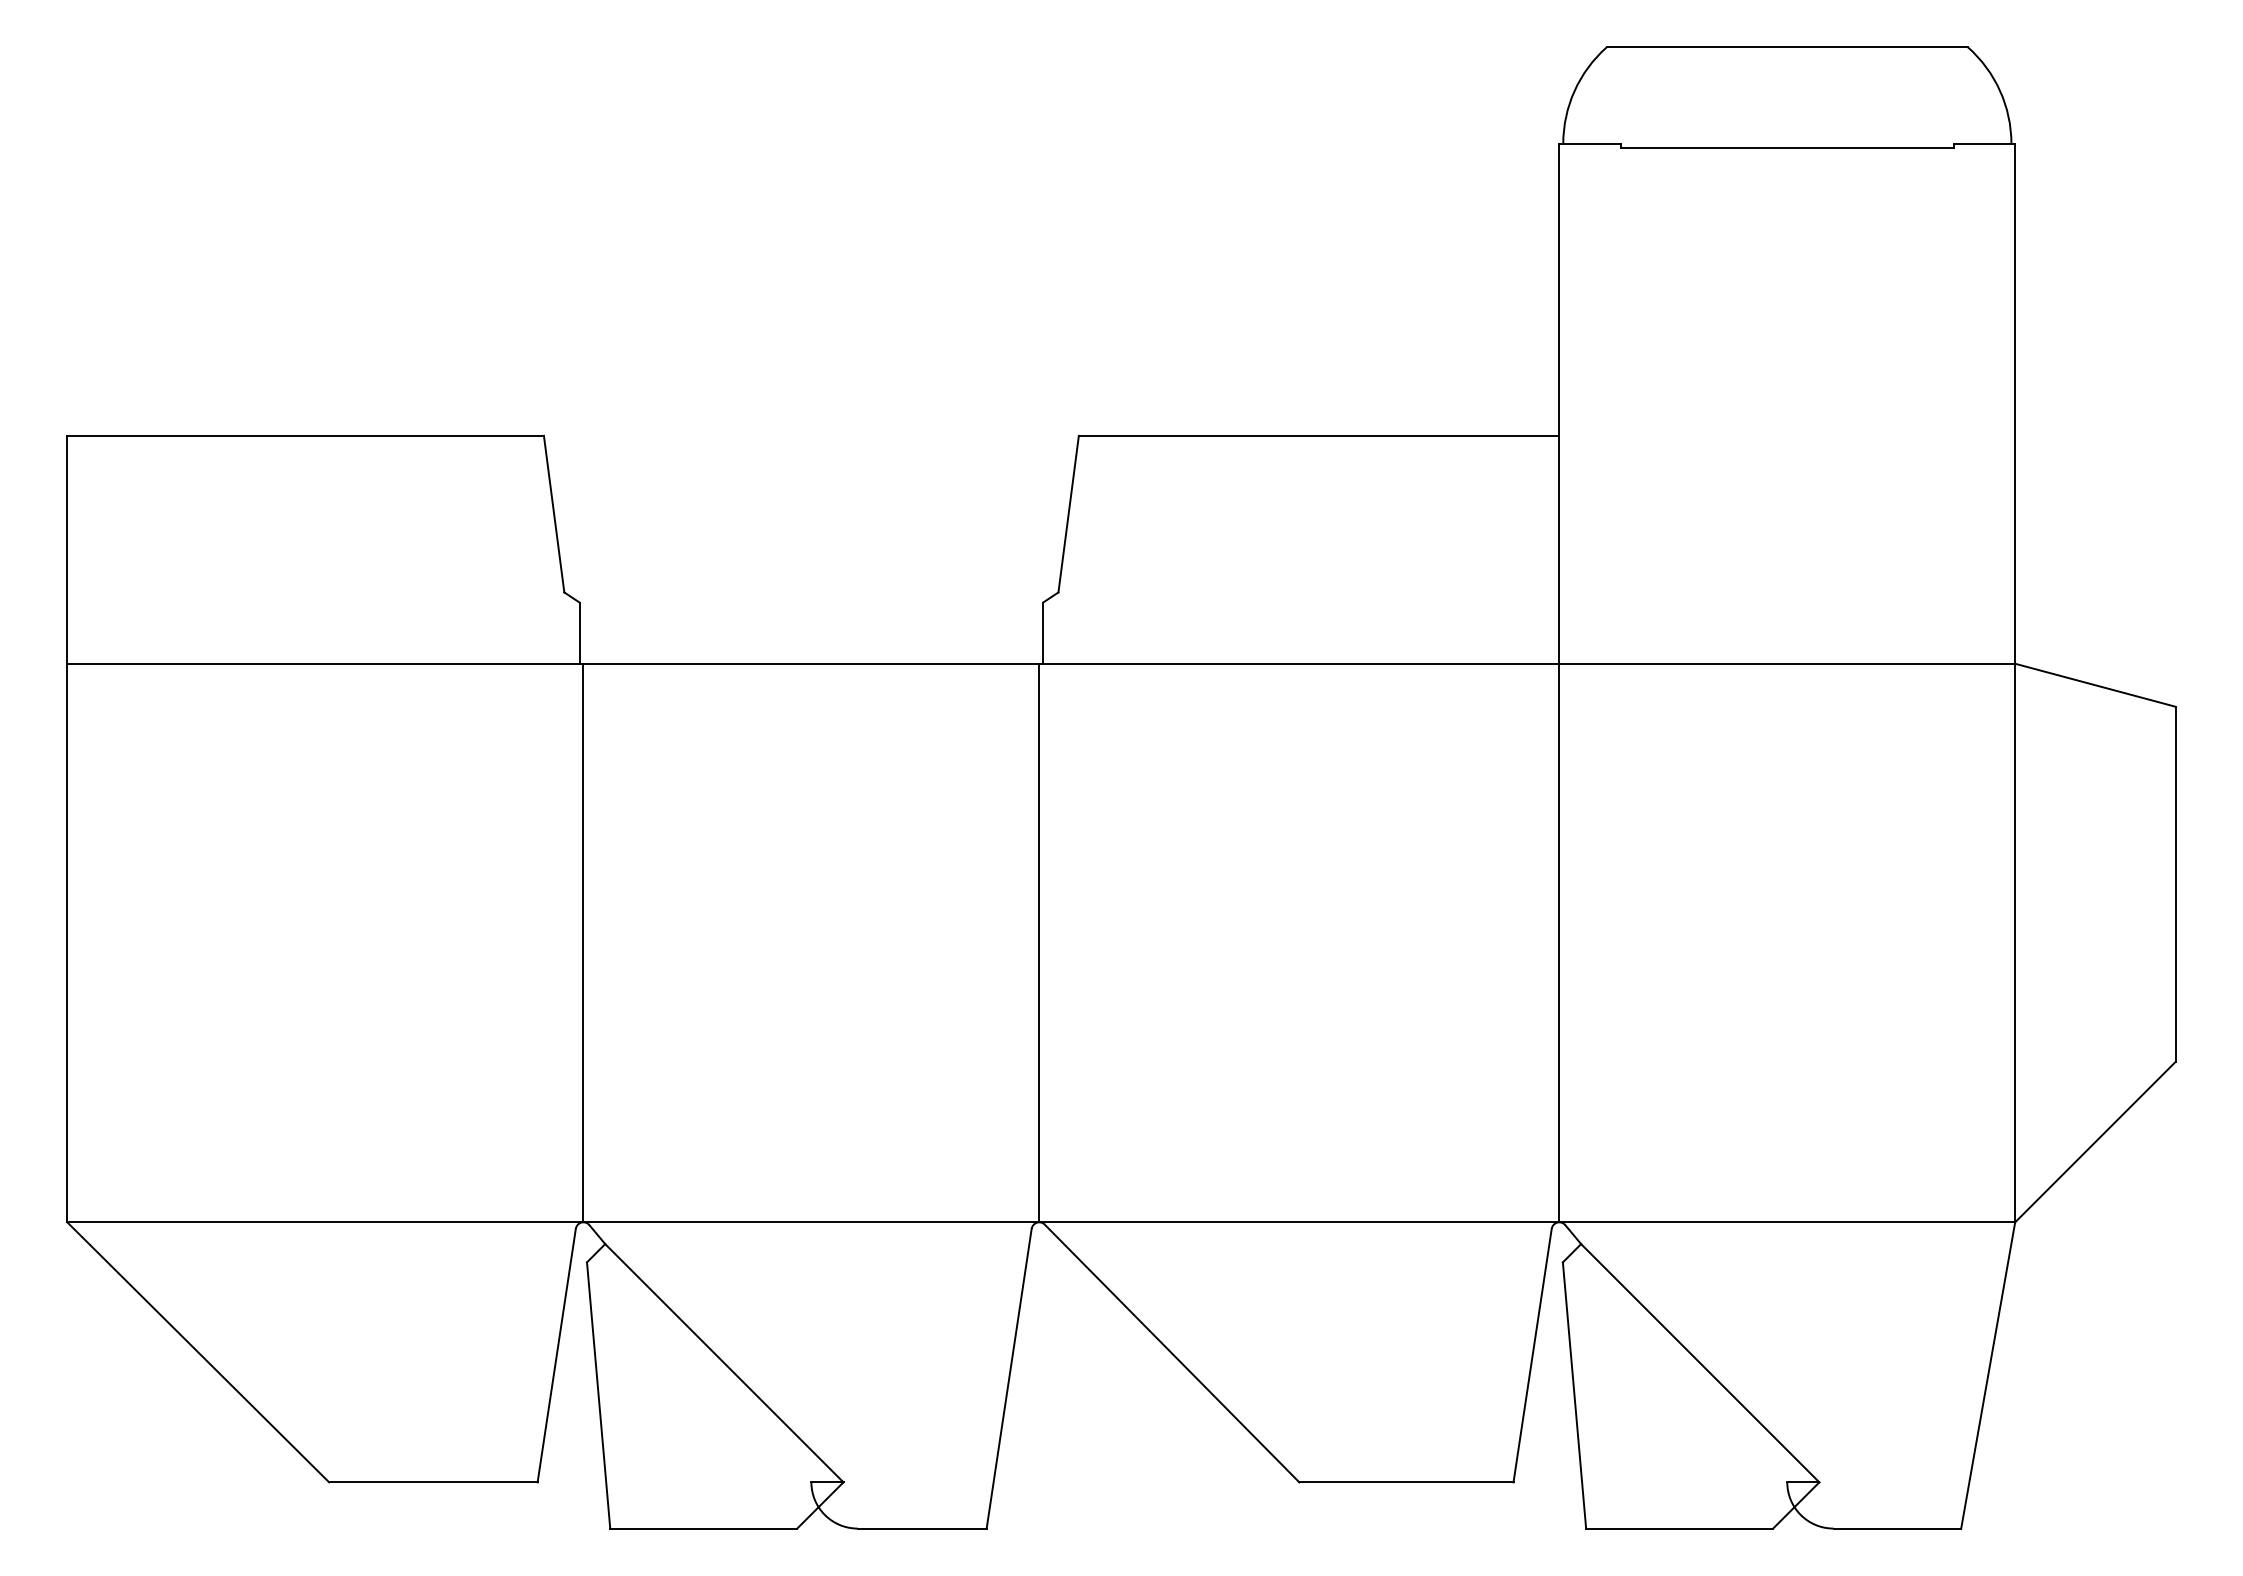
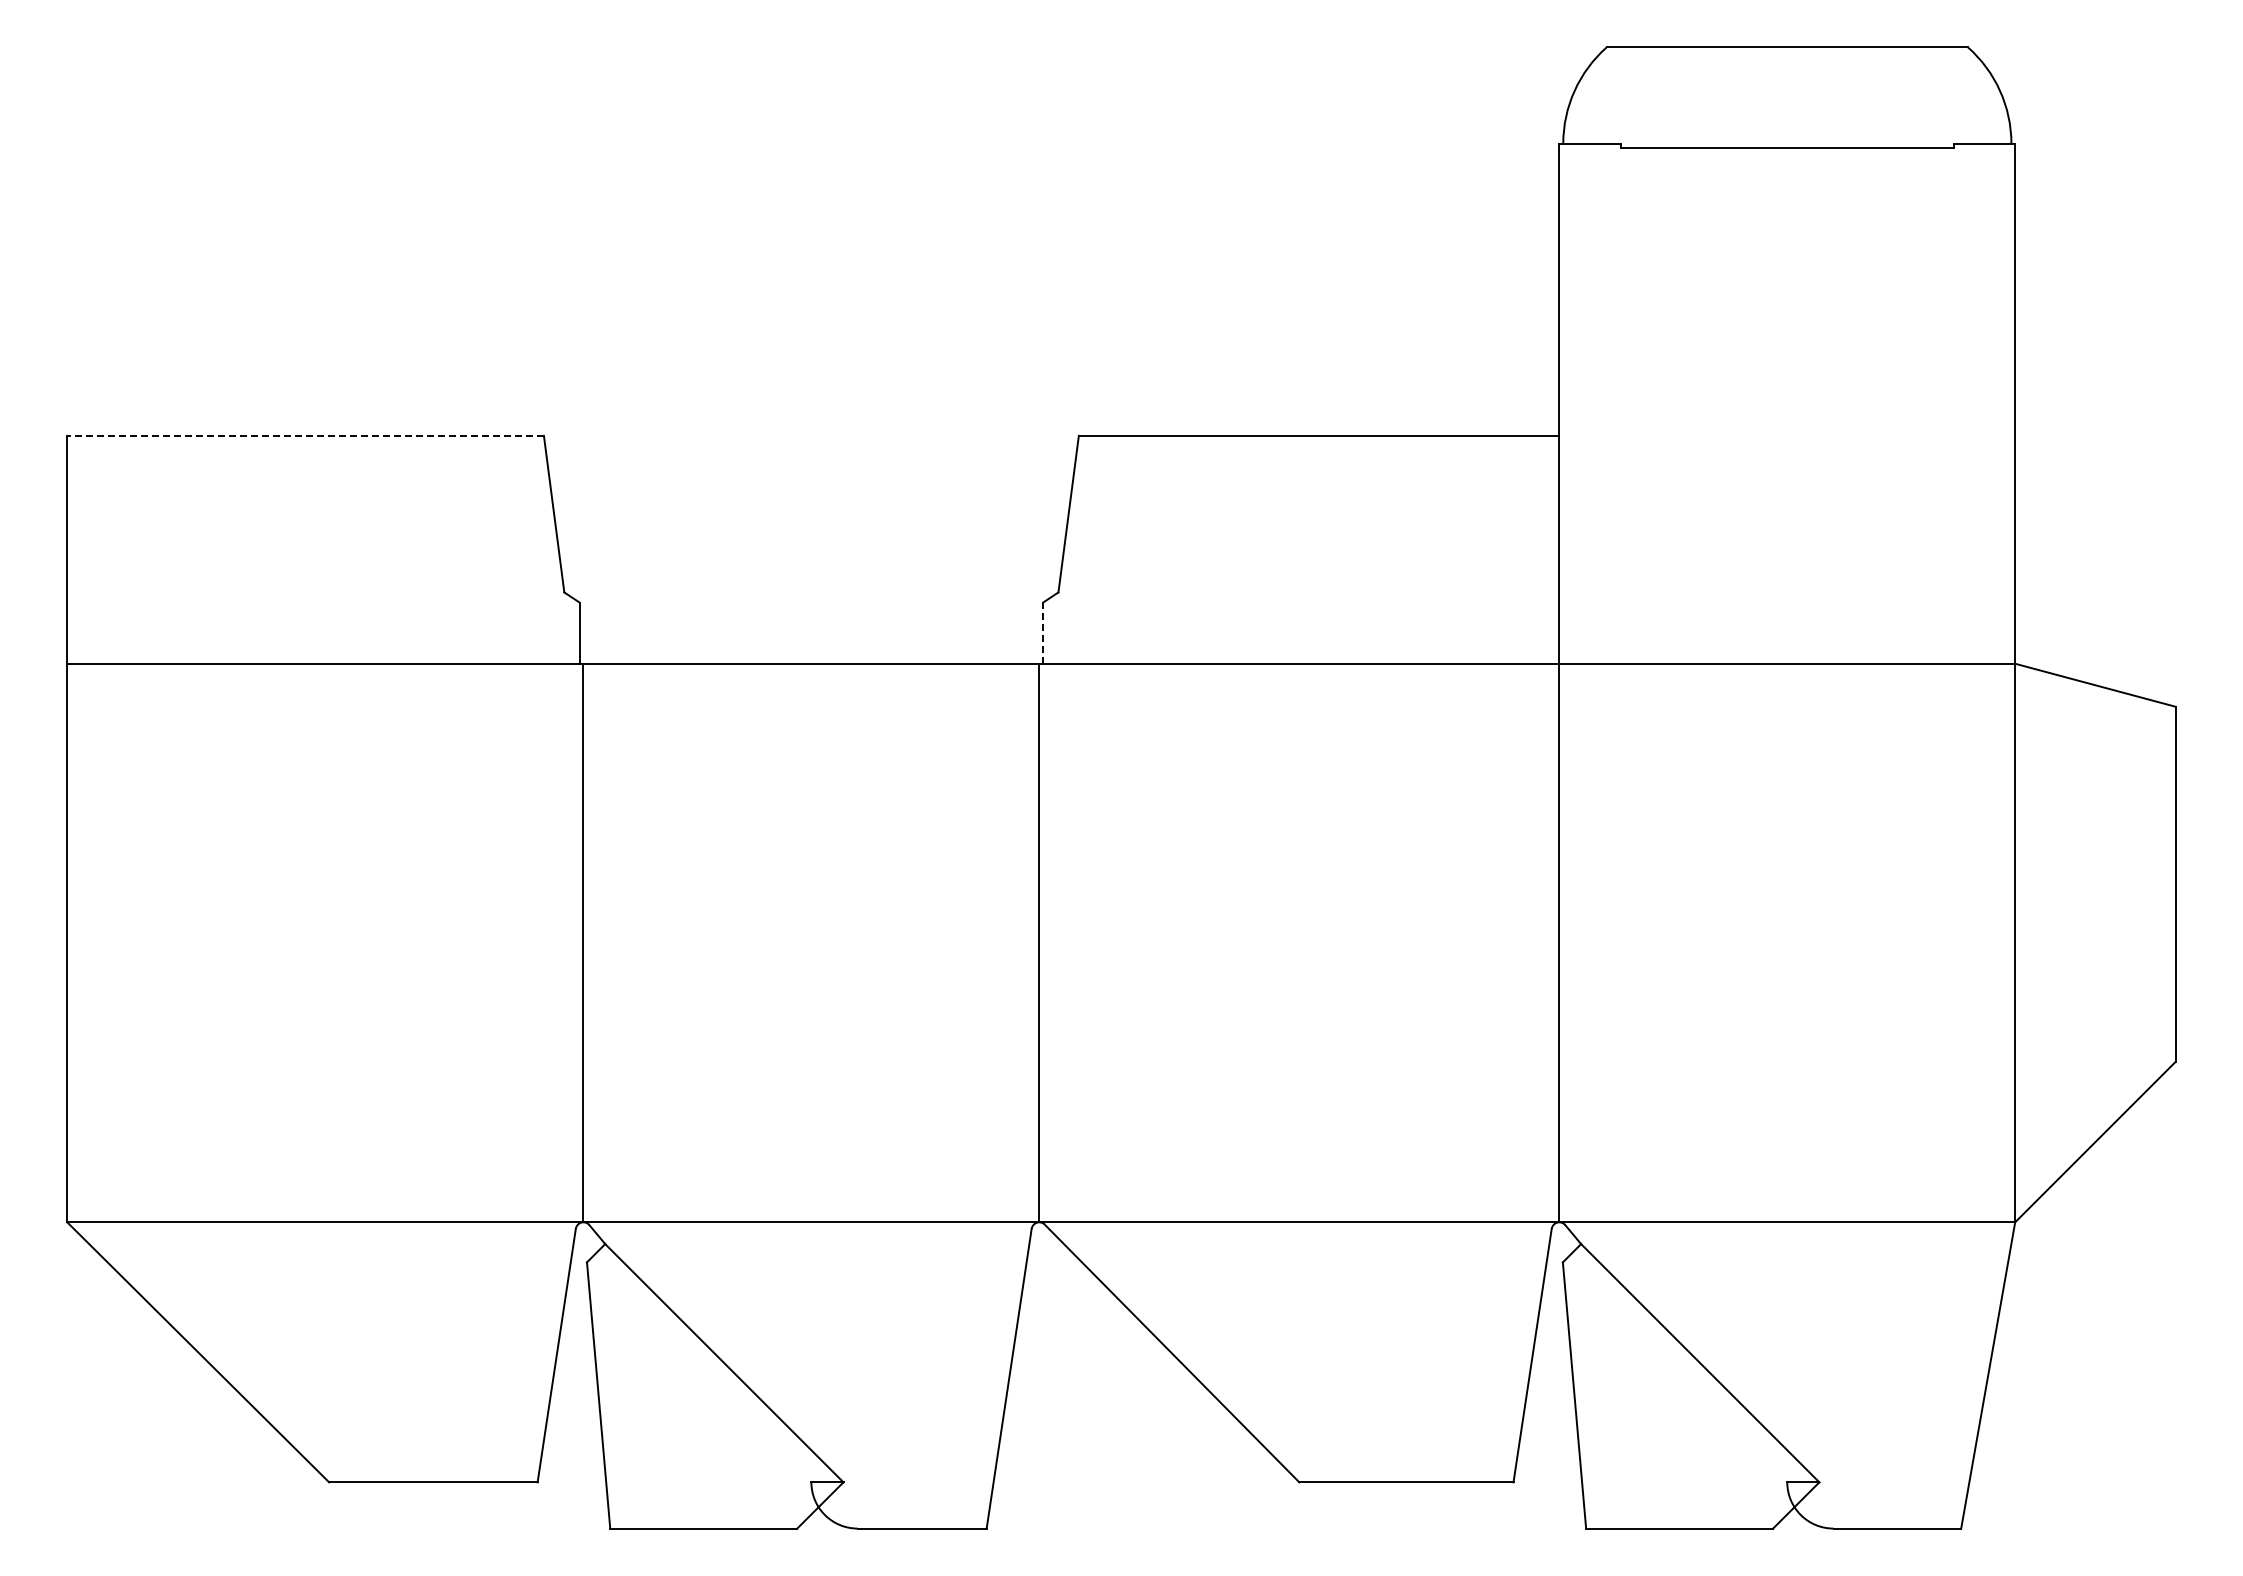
line: solid -> dashed (305, 435)
line: solid -> dashed (1043, 633)
